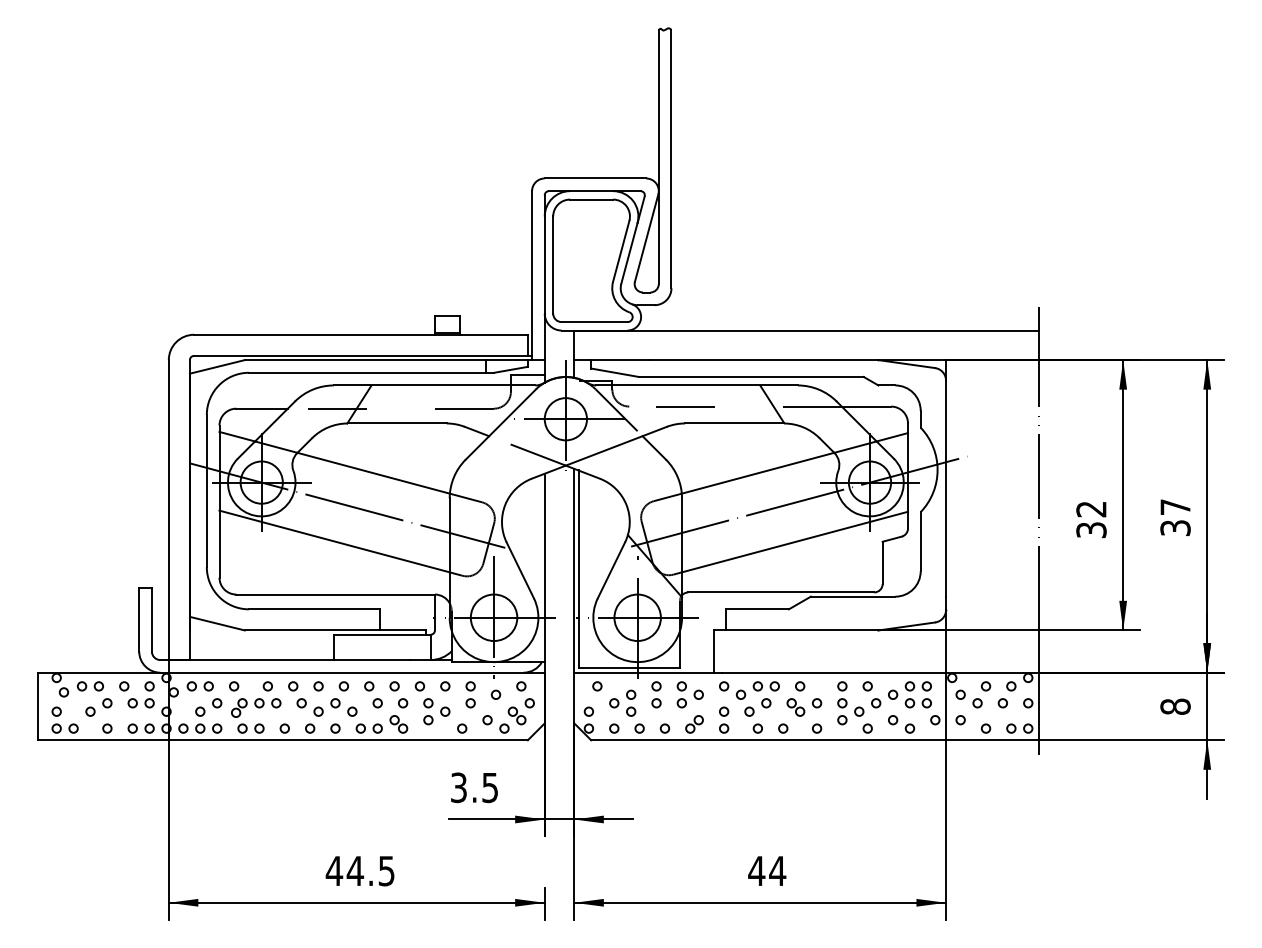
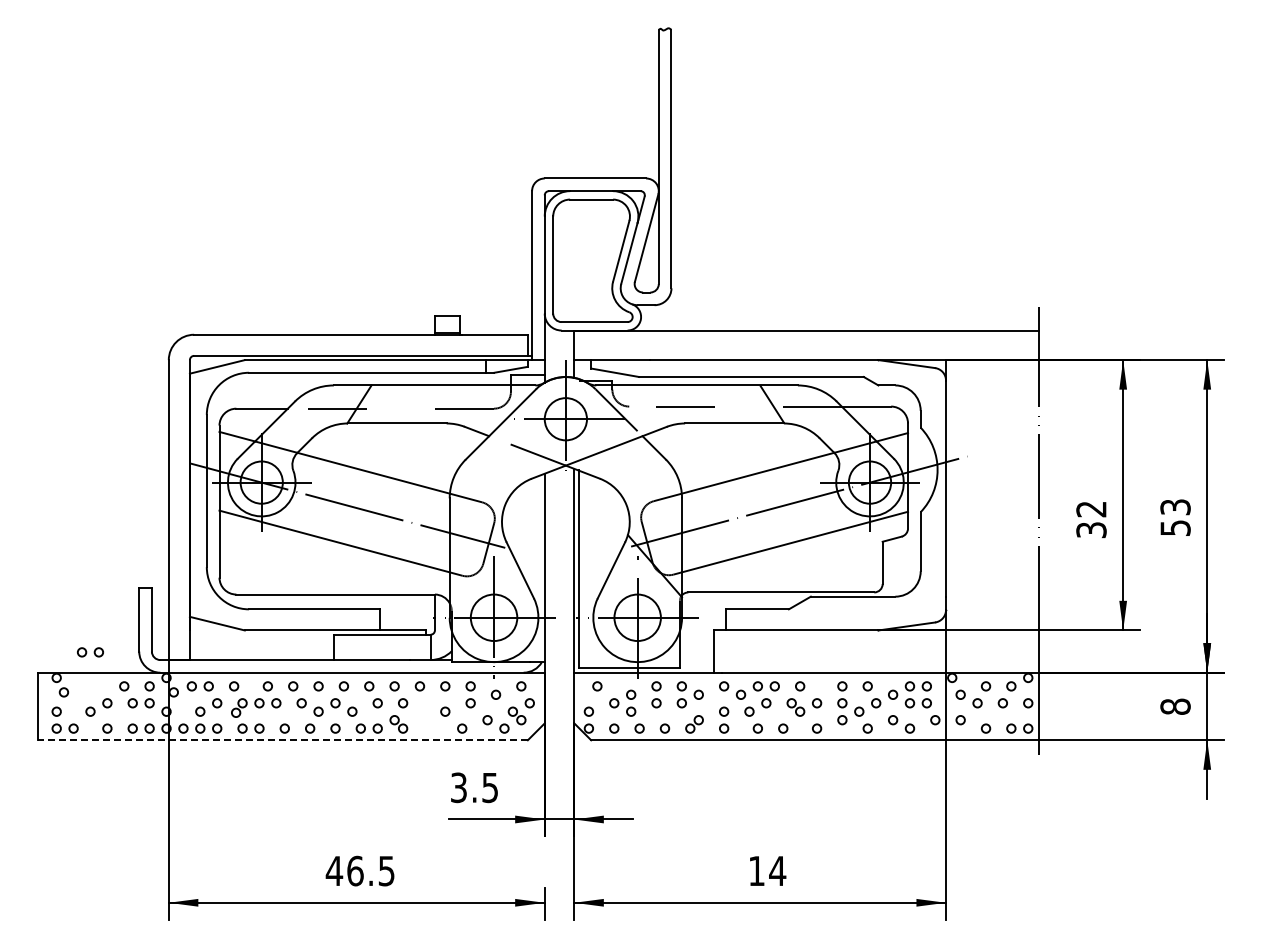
text: 37 -> 53 (1175, 517)
part position: (90, 686) -> (90, 652) (90, 652)
part: present -> none (428, 711)
line: solid -> dashed (282, 740)
text: 44.5 -> 46.5 (354, 870)
text: 44 -> 14 (756, 870)
